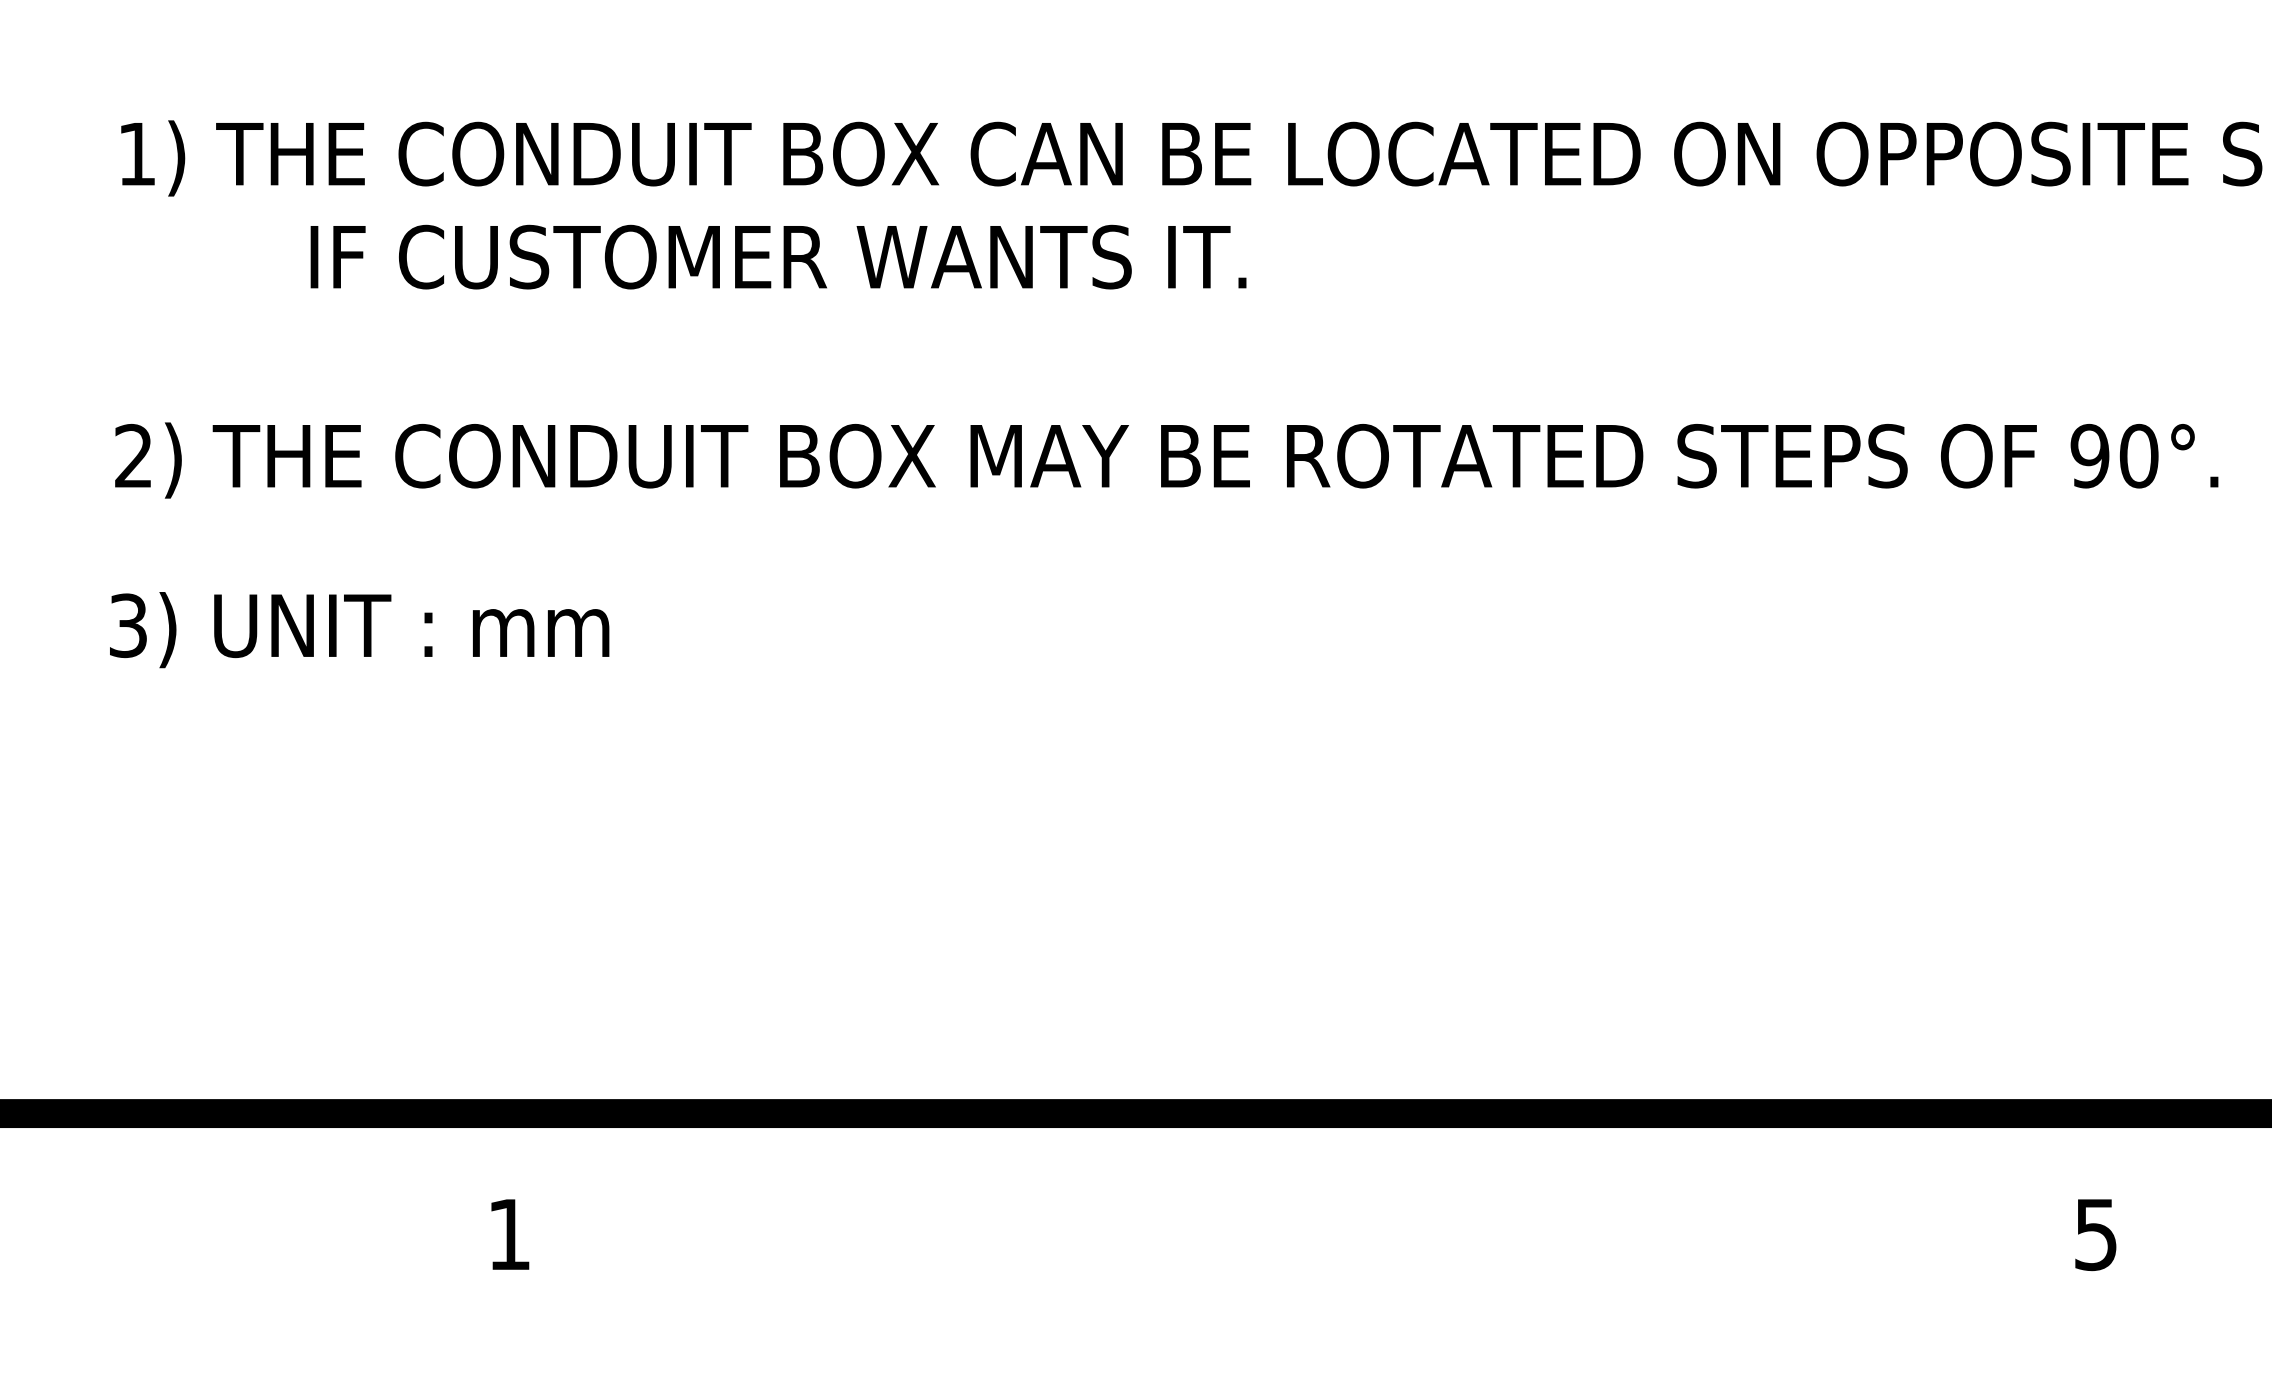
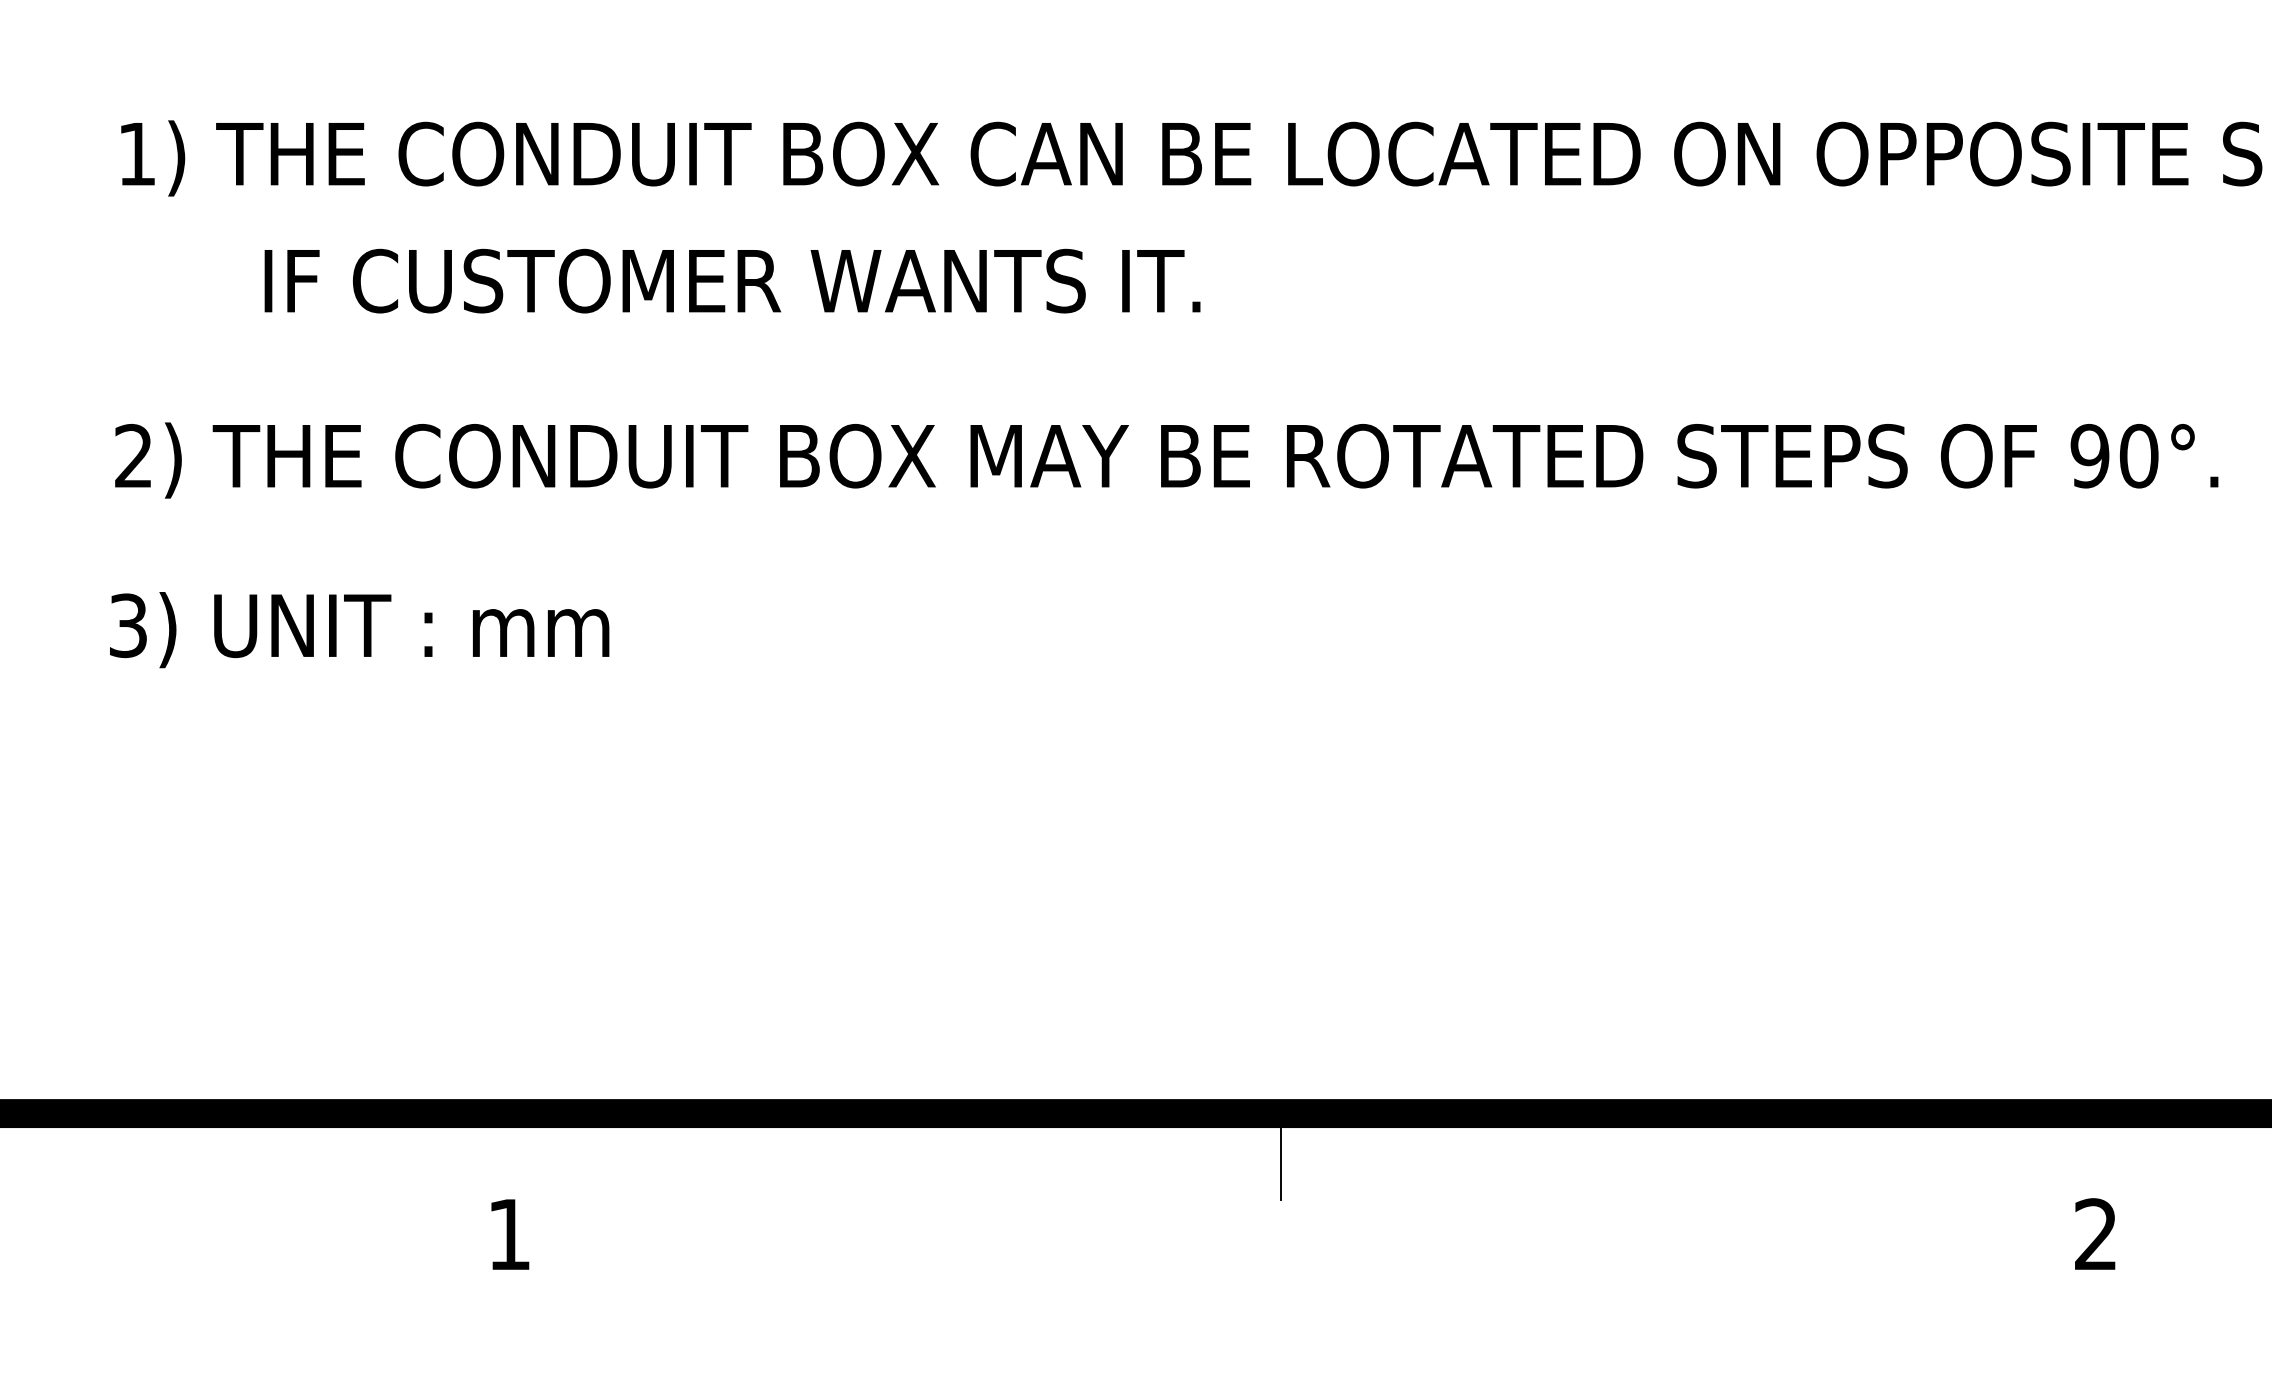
text position: (778, 256) -> (732, 280) (732, 280)
line: none -> present (1280, 1156)
text: 5 -> 2 (2095, 1234)
